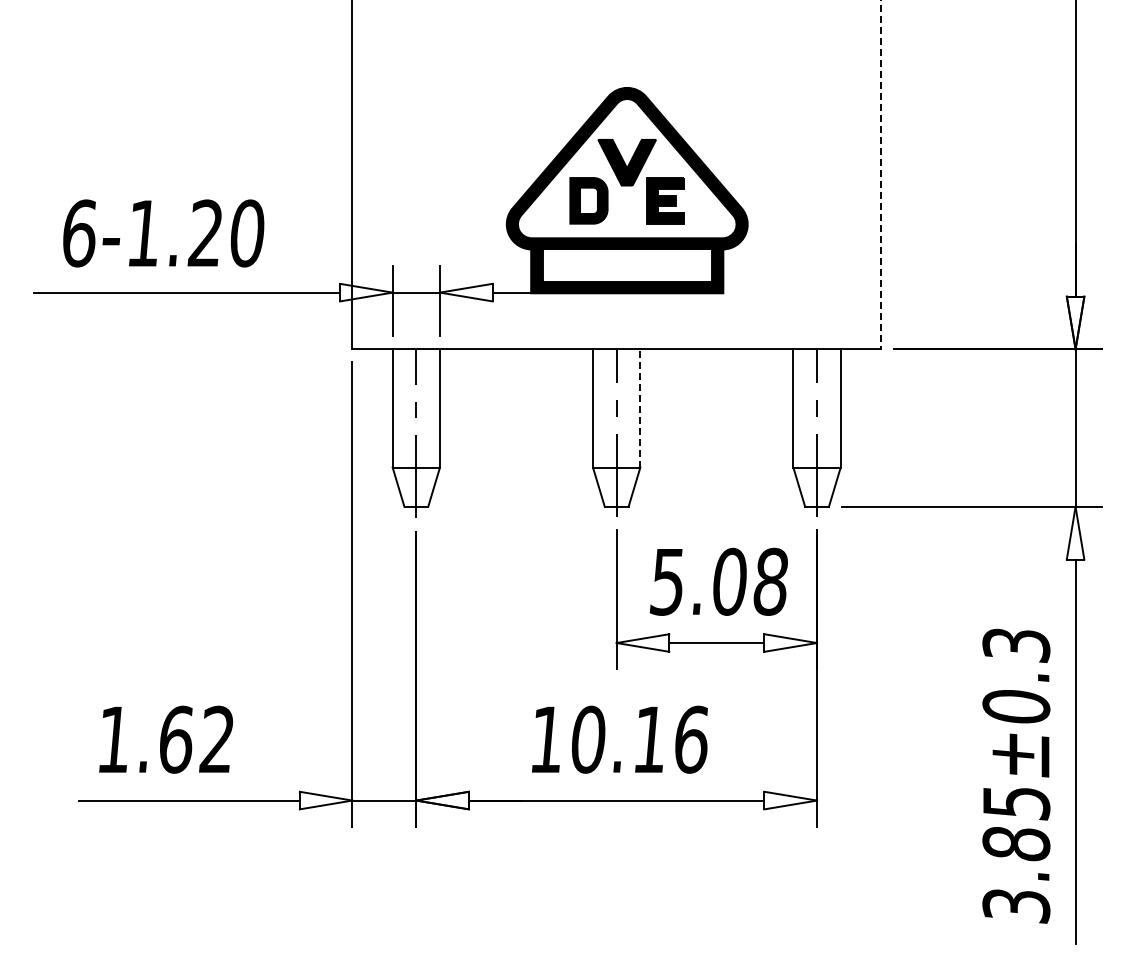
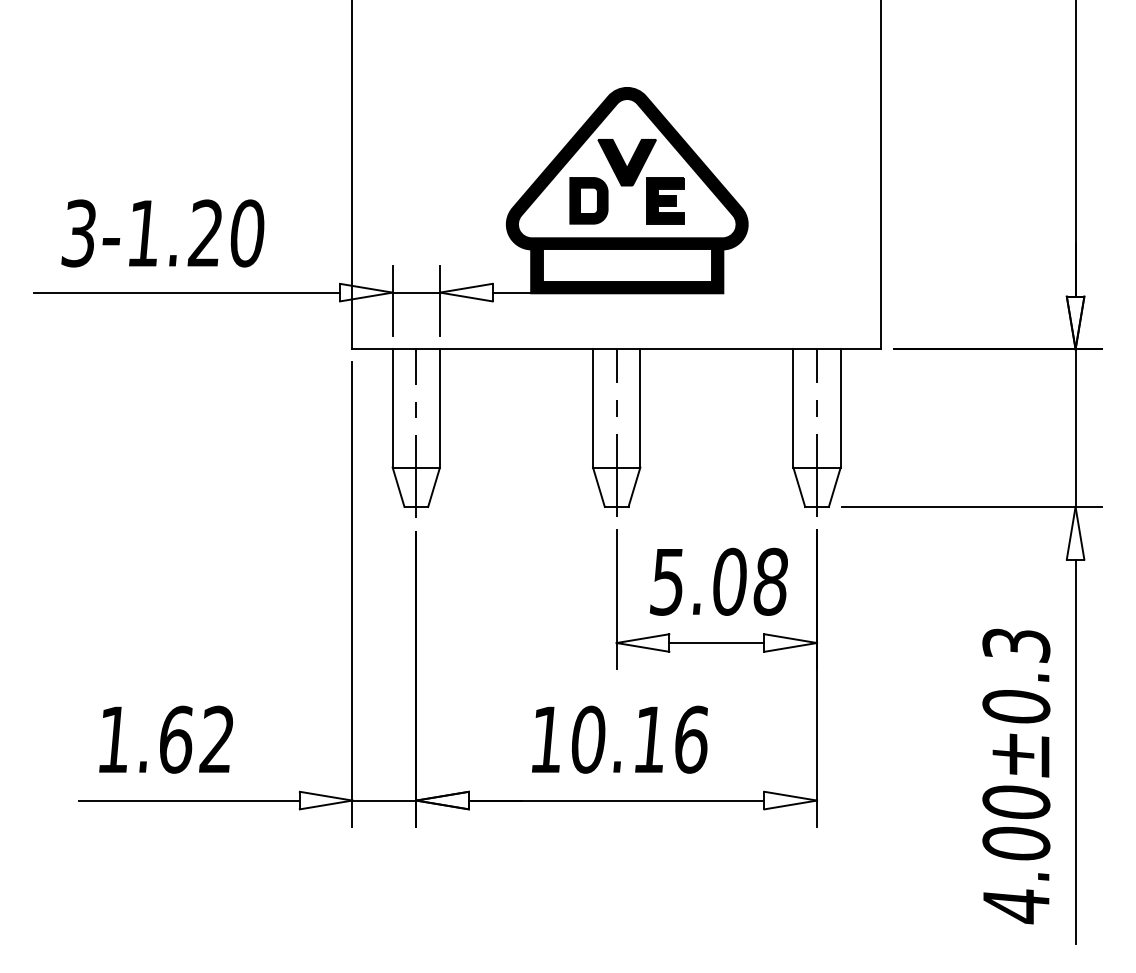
line: dashed -> solid (880, 175)
text: 6-1.20 -> 3-1.20 (78, 233)
line: dashed -> solid (640, 407)
text: 3.85±0.3 -> 4.00±0.3 (1016, 854)
